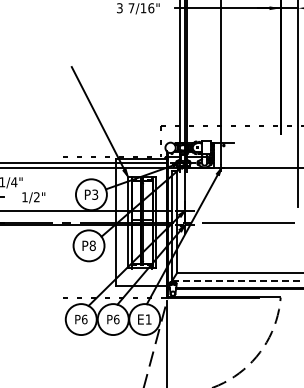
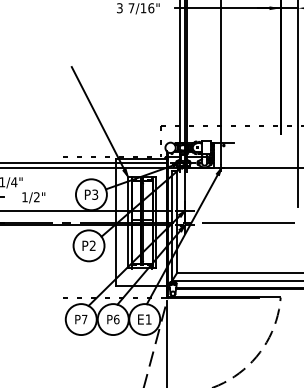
text: P8 -> P2 (92, 245)
line: dashed -> solid (237, 281)
text: P6 -> P7 (84, 319)
